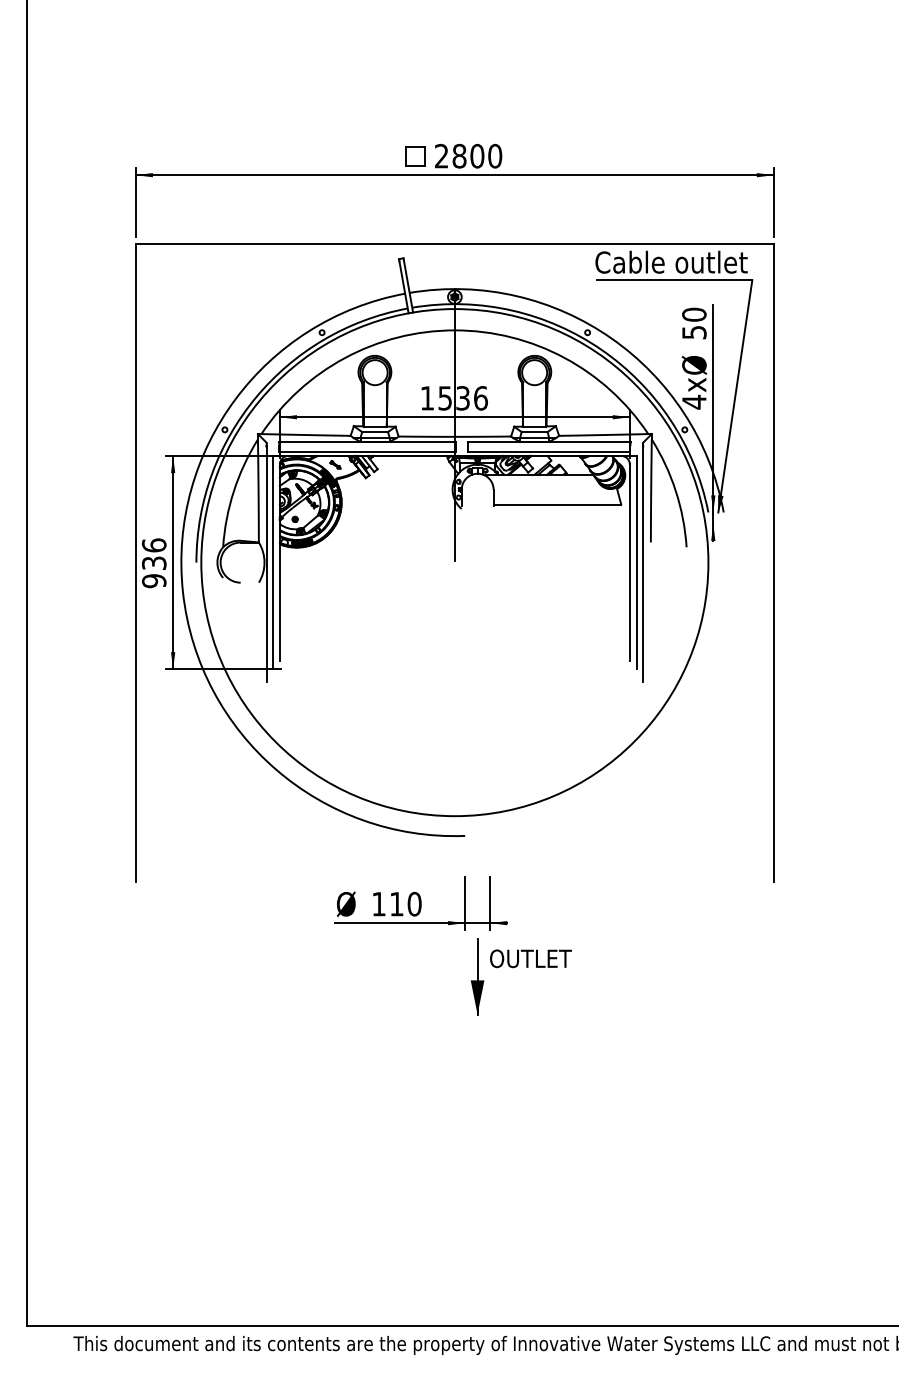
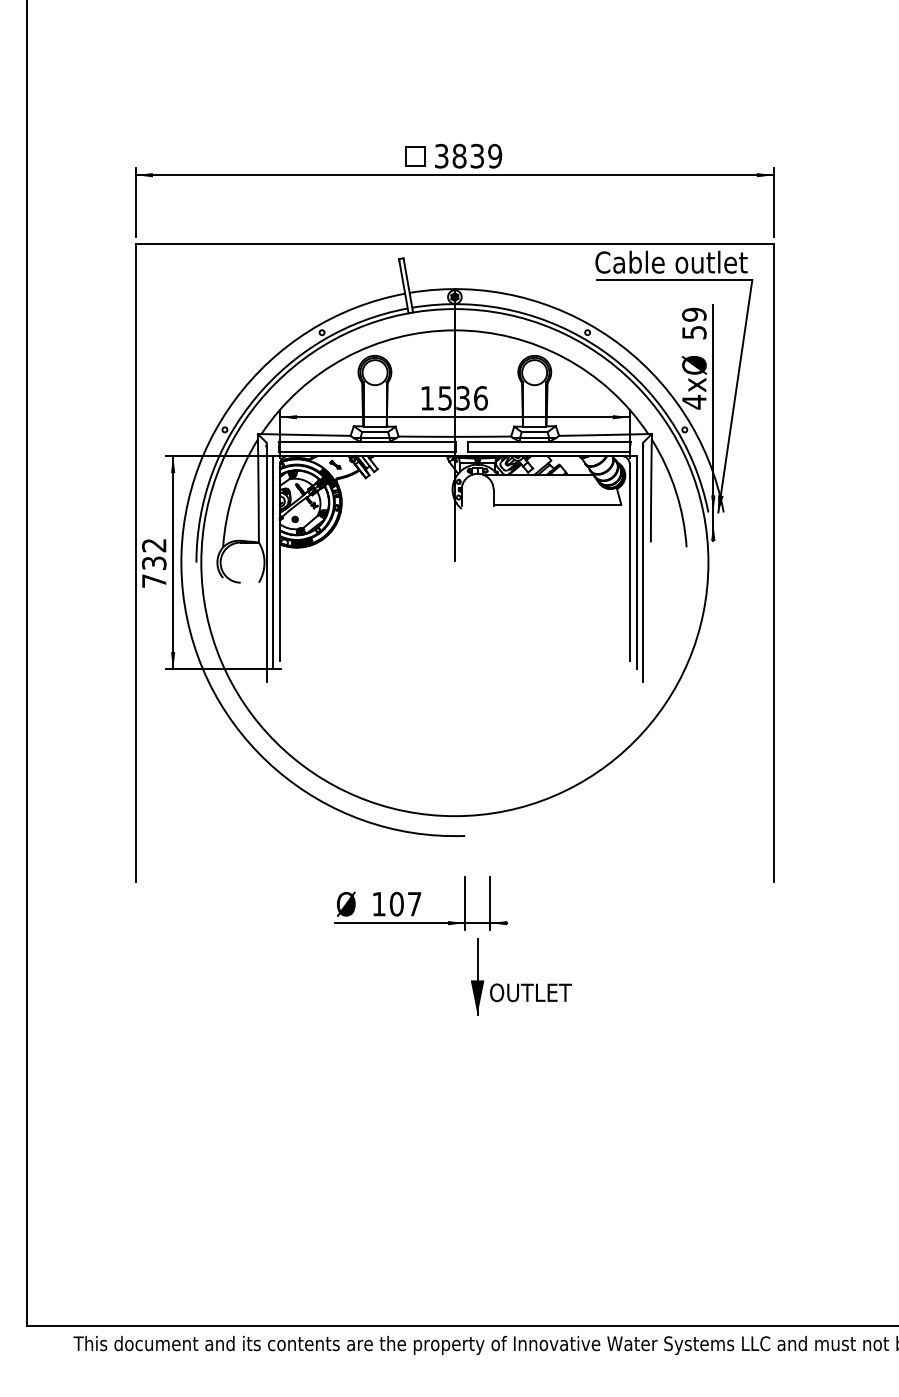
text: 2800 -> 3839 (468, 156)
text: 50 -> 59 (694, 314)
text: 936 -> 732 (153, 563)
text: 110 -> 107 (405, 903)
text position: (530, 958) -> (530, 992) (530, 992)
